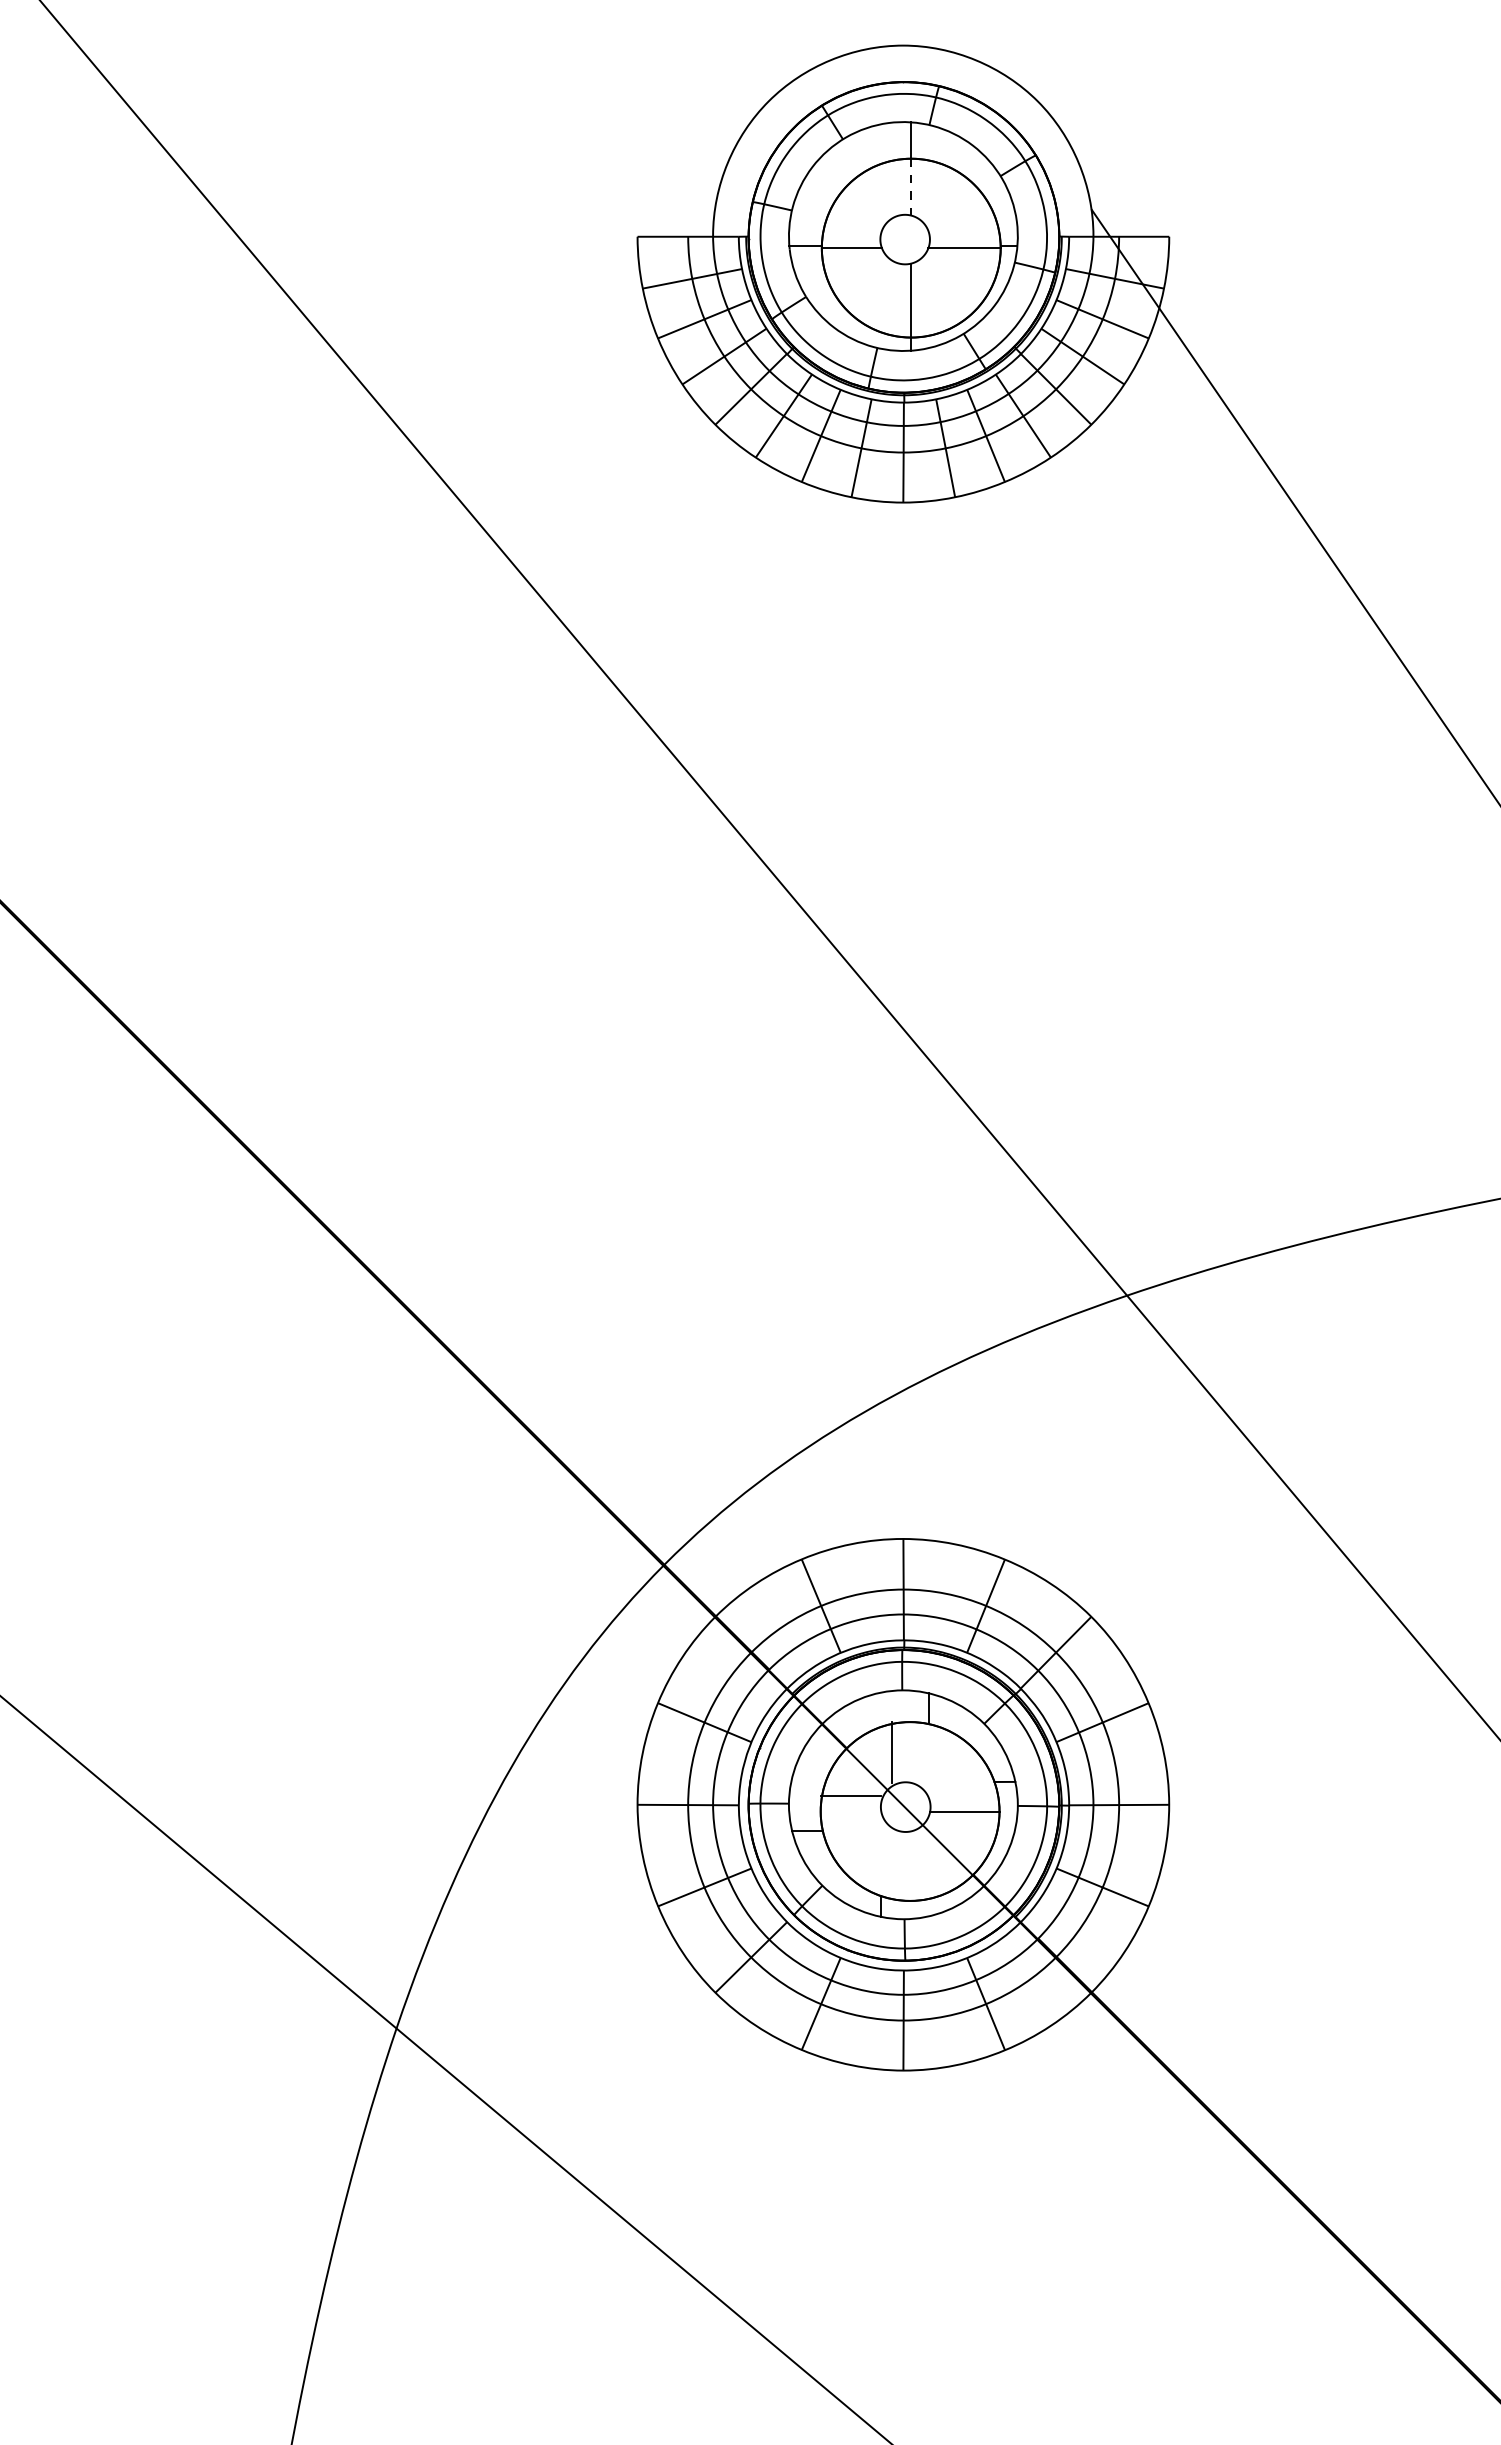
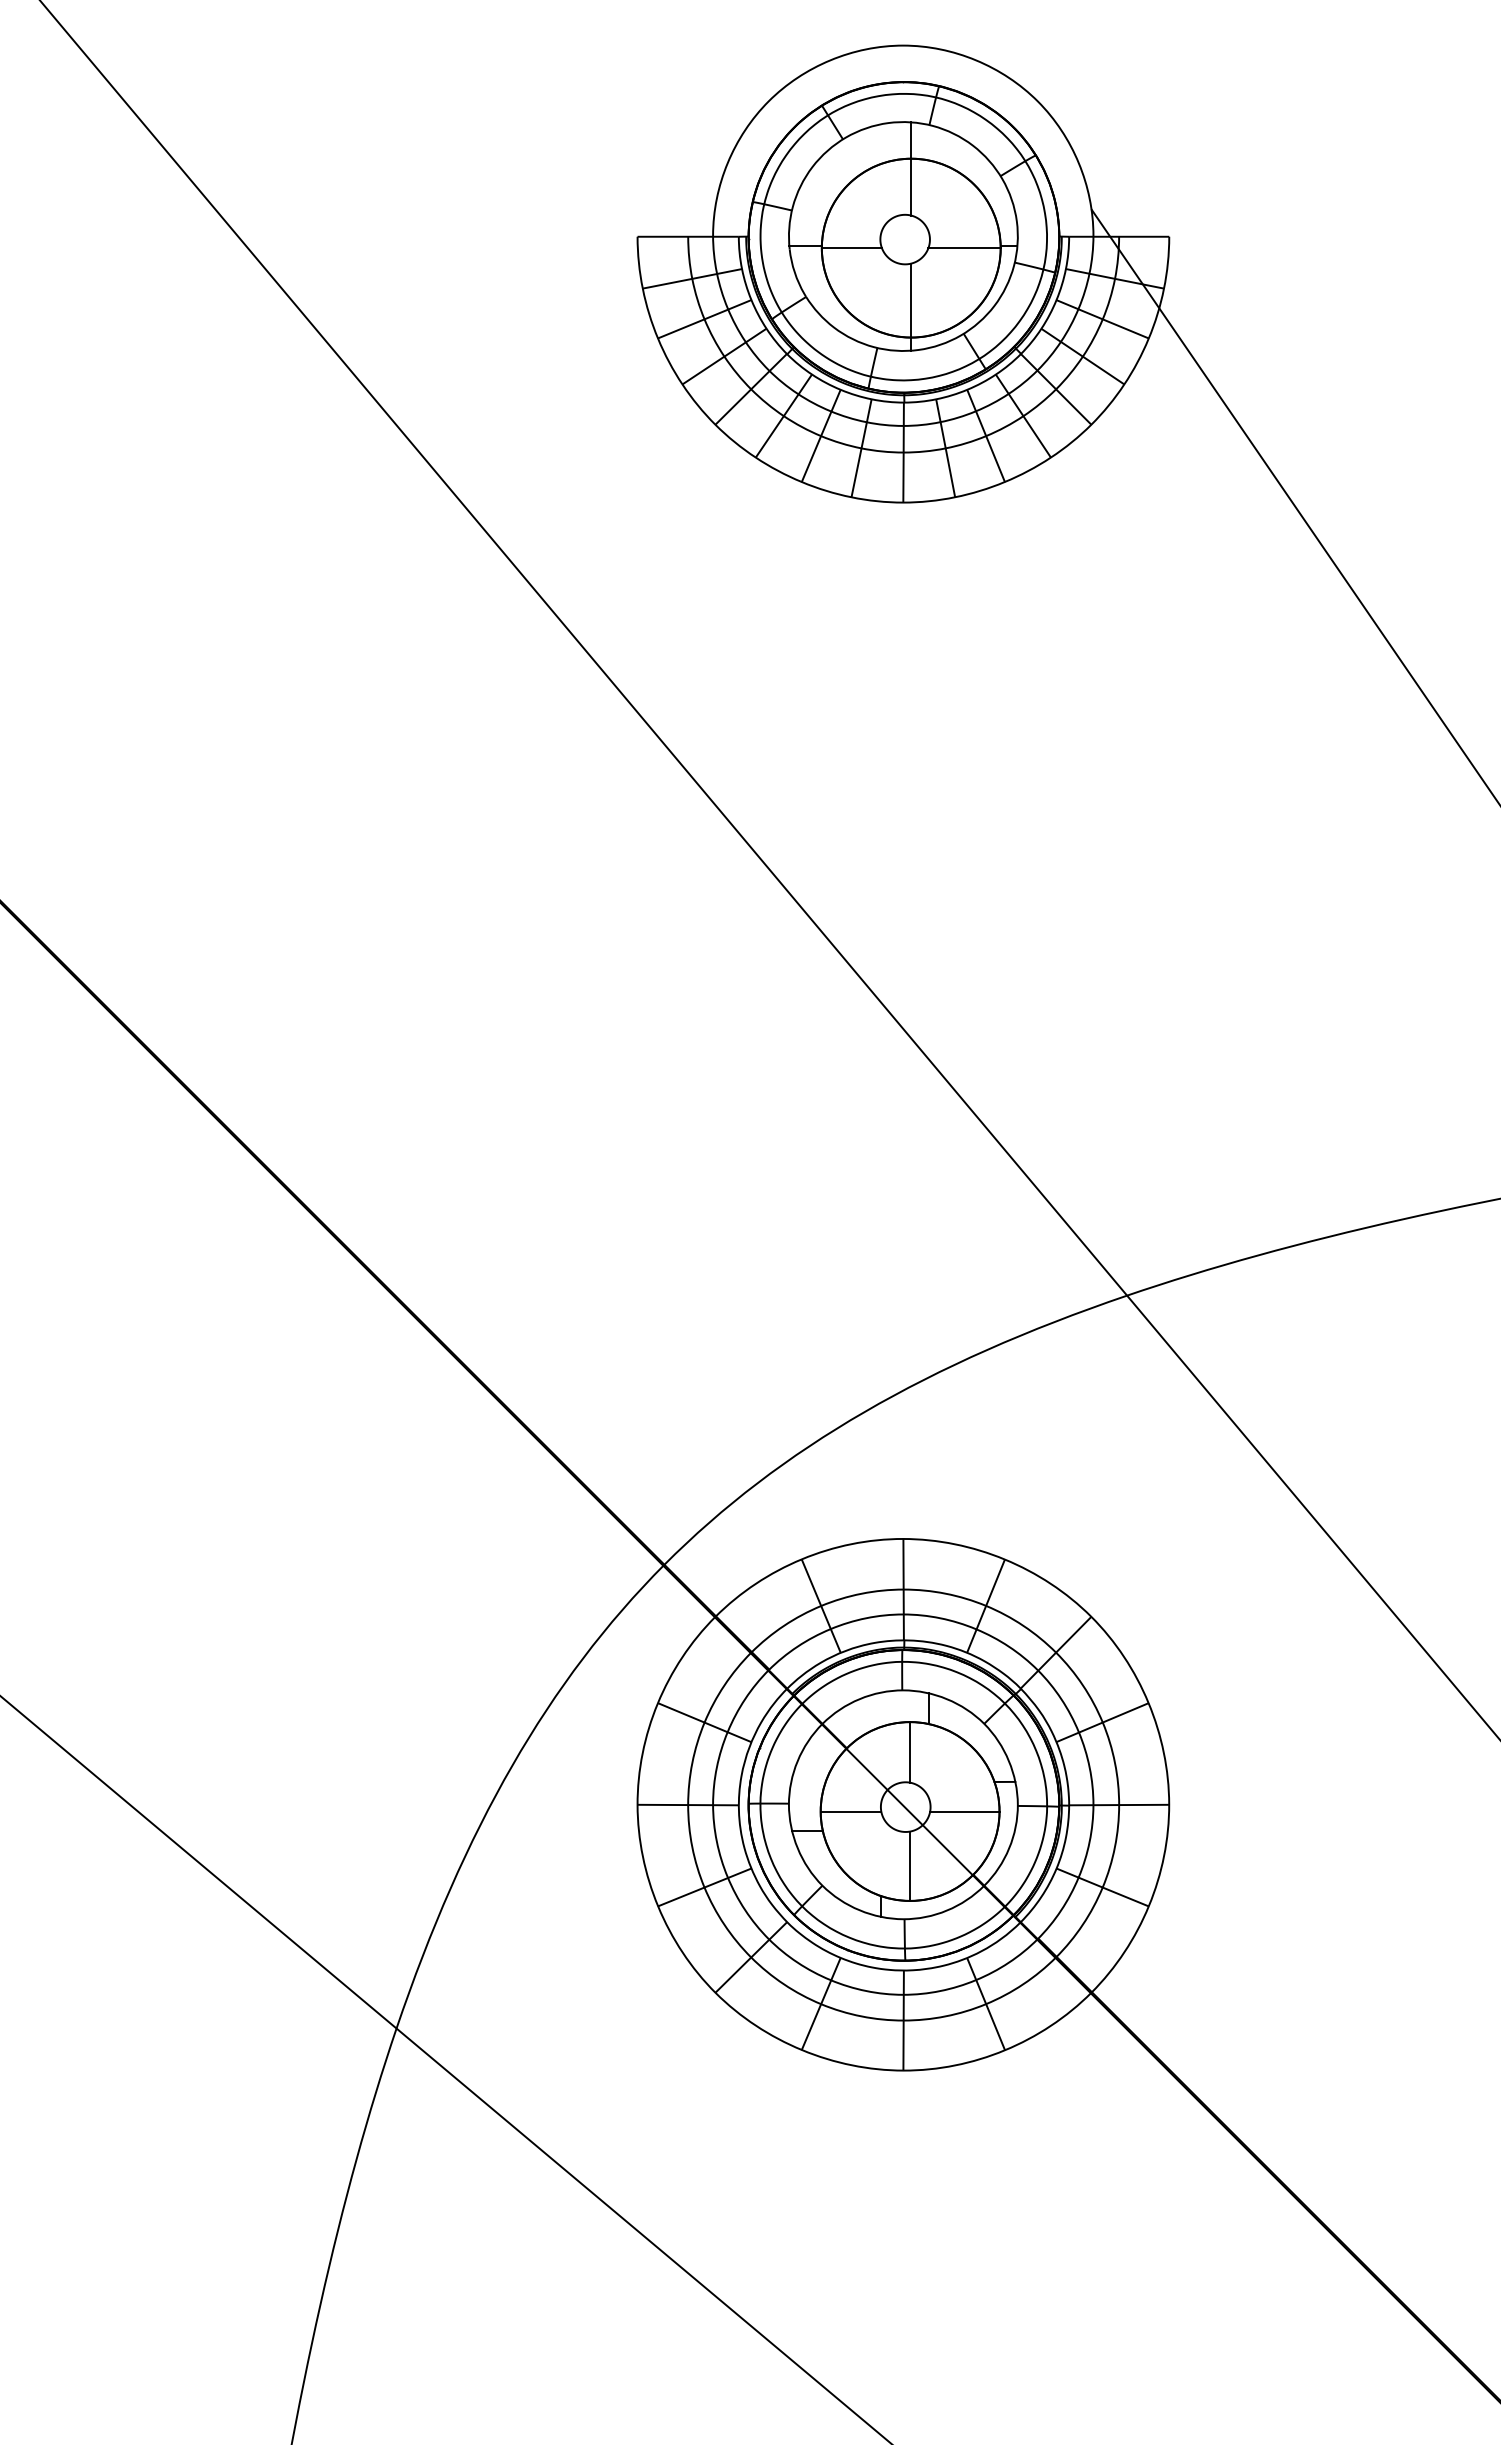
line: dashed -> solid (911, 187)
line position: (892, 1752) -> (910, 1752) (910, 1752)
line position: (850, 1795) -> (850, 1811) (850, 1811)
line: none -> present (910, 1865)
